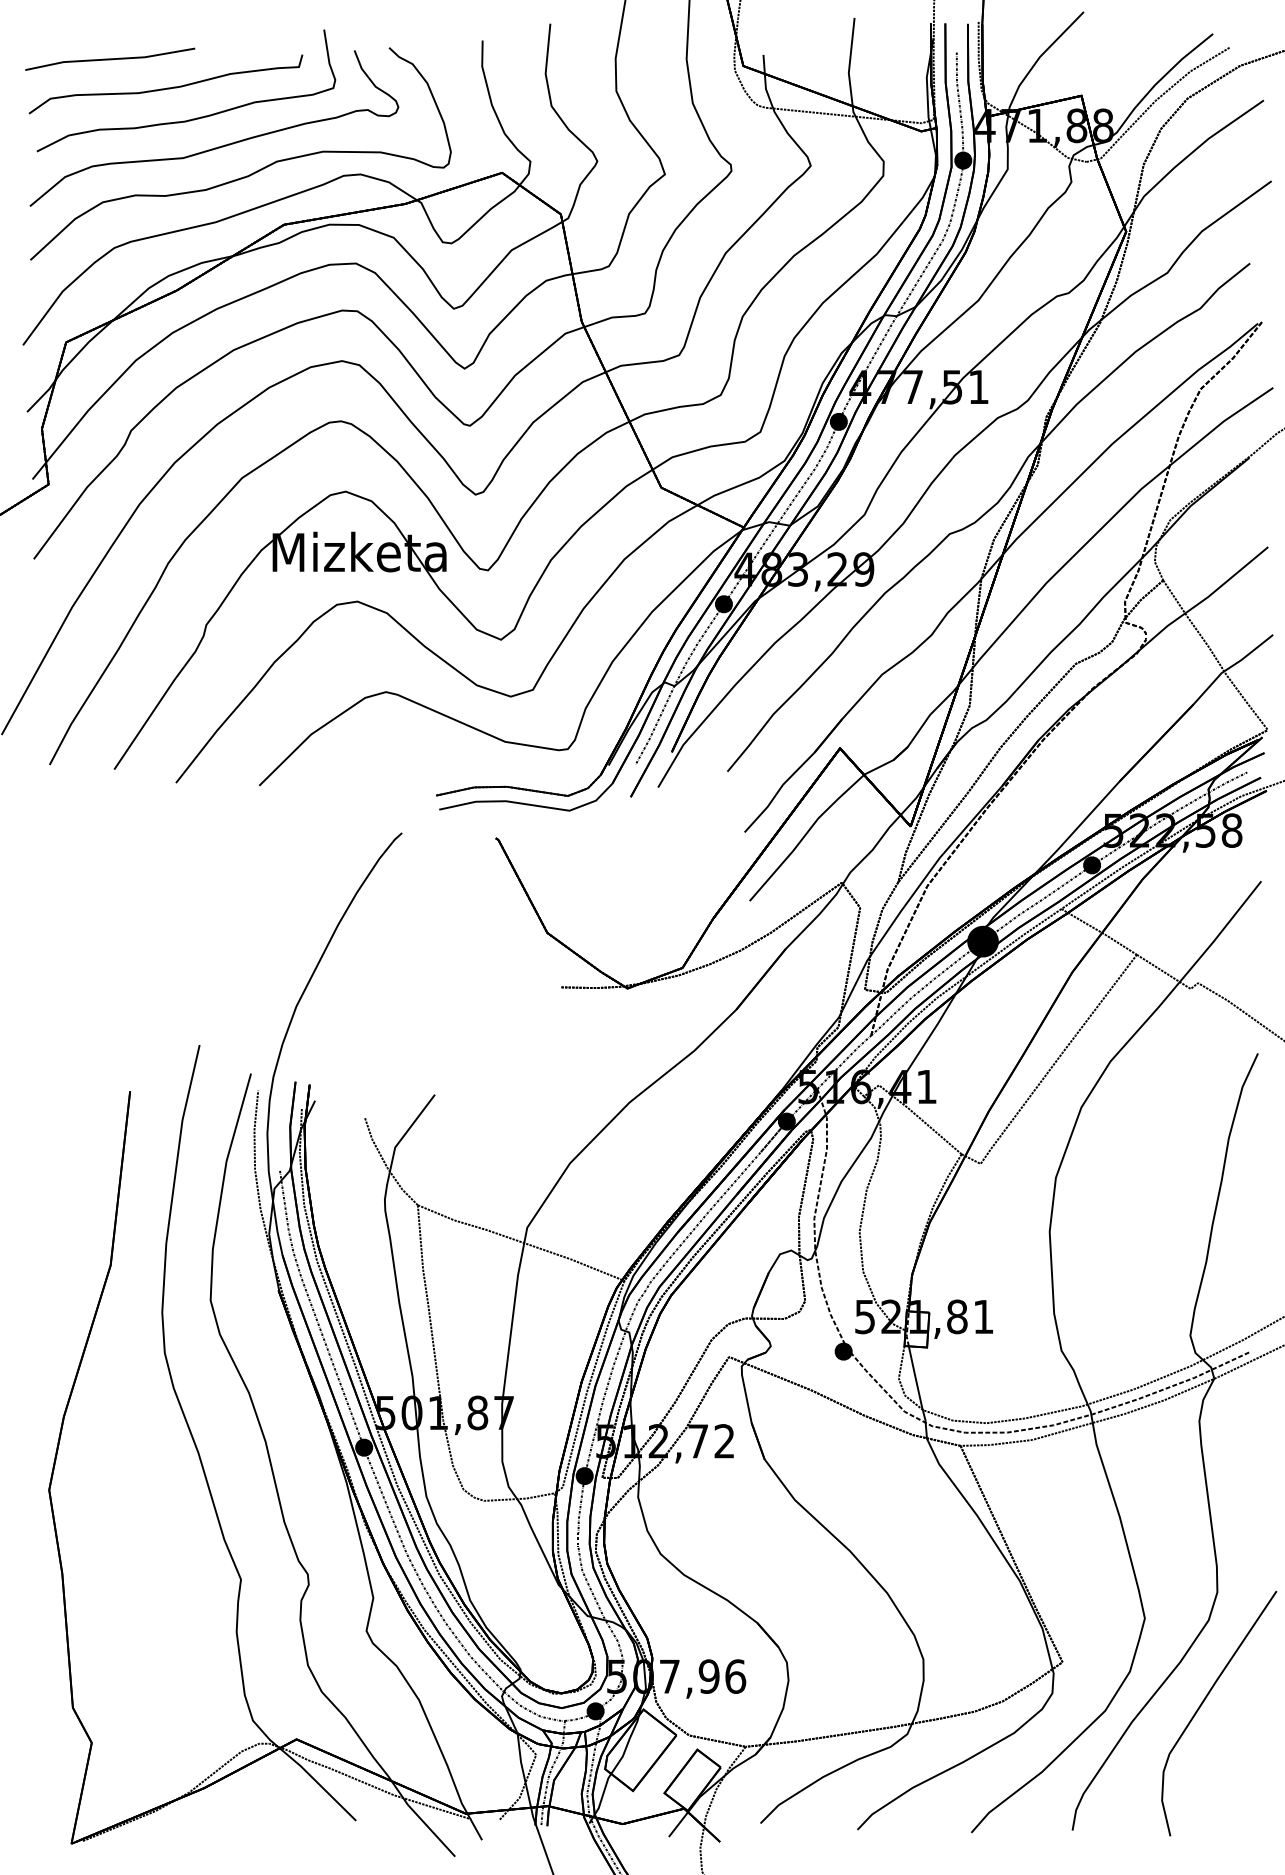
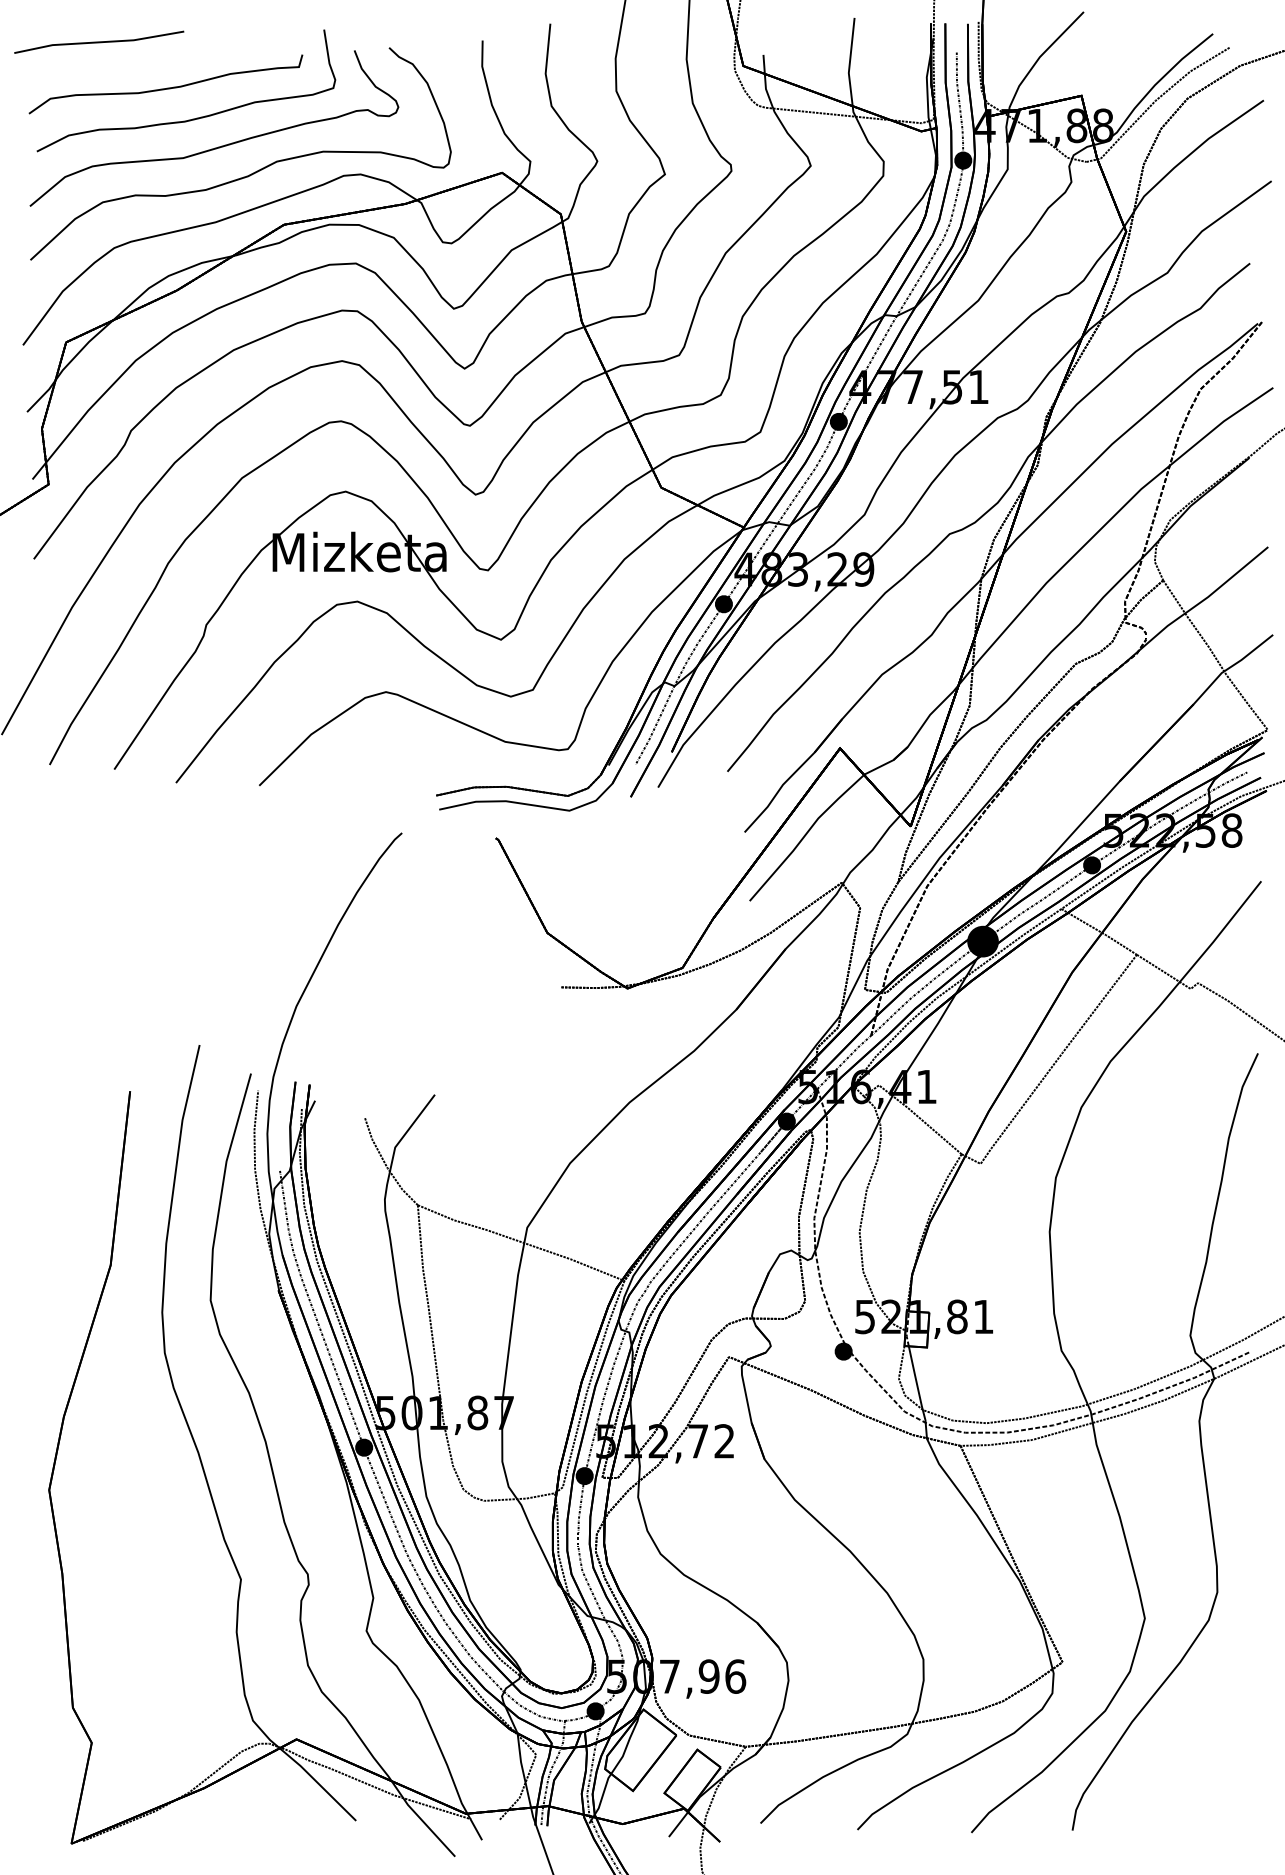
line position: (110, 58) -> (99, 41) (99, 41)
part: present -> none (1203, 1703)
